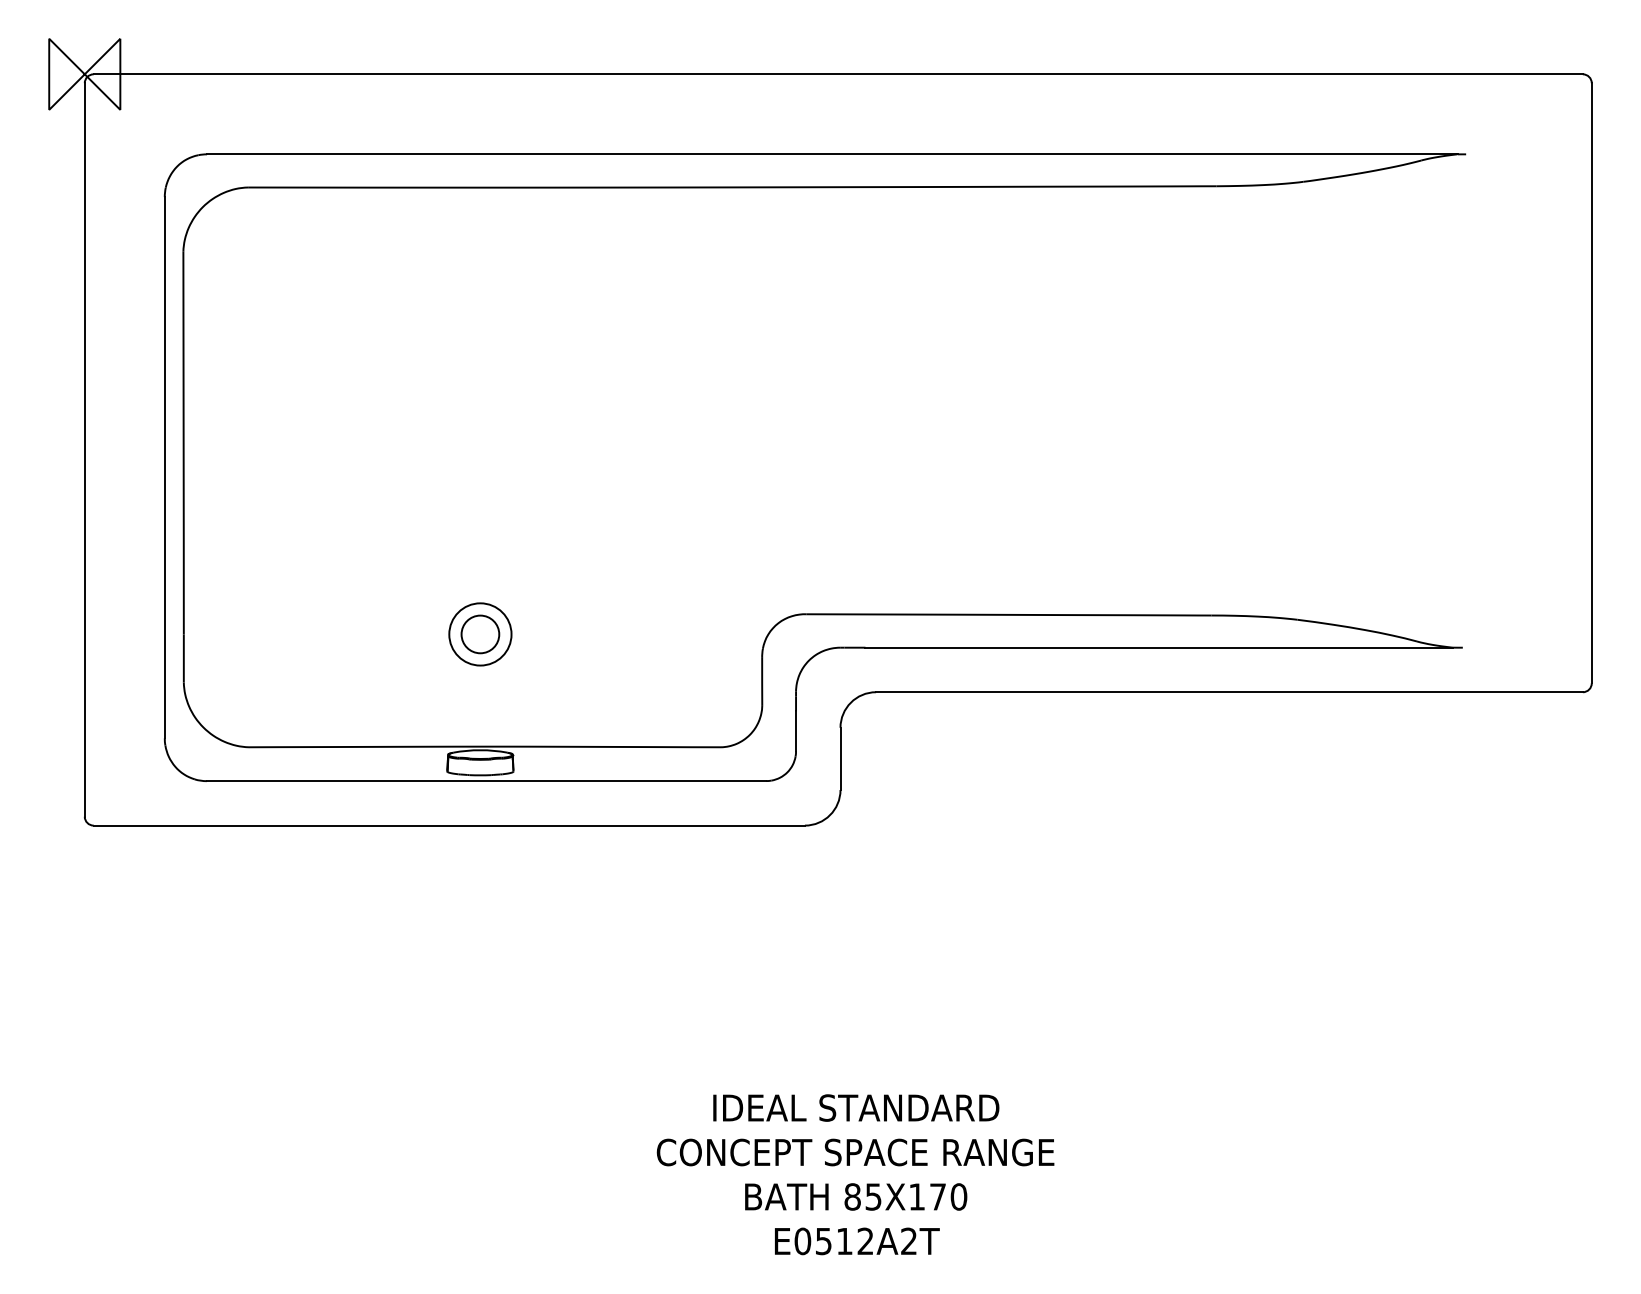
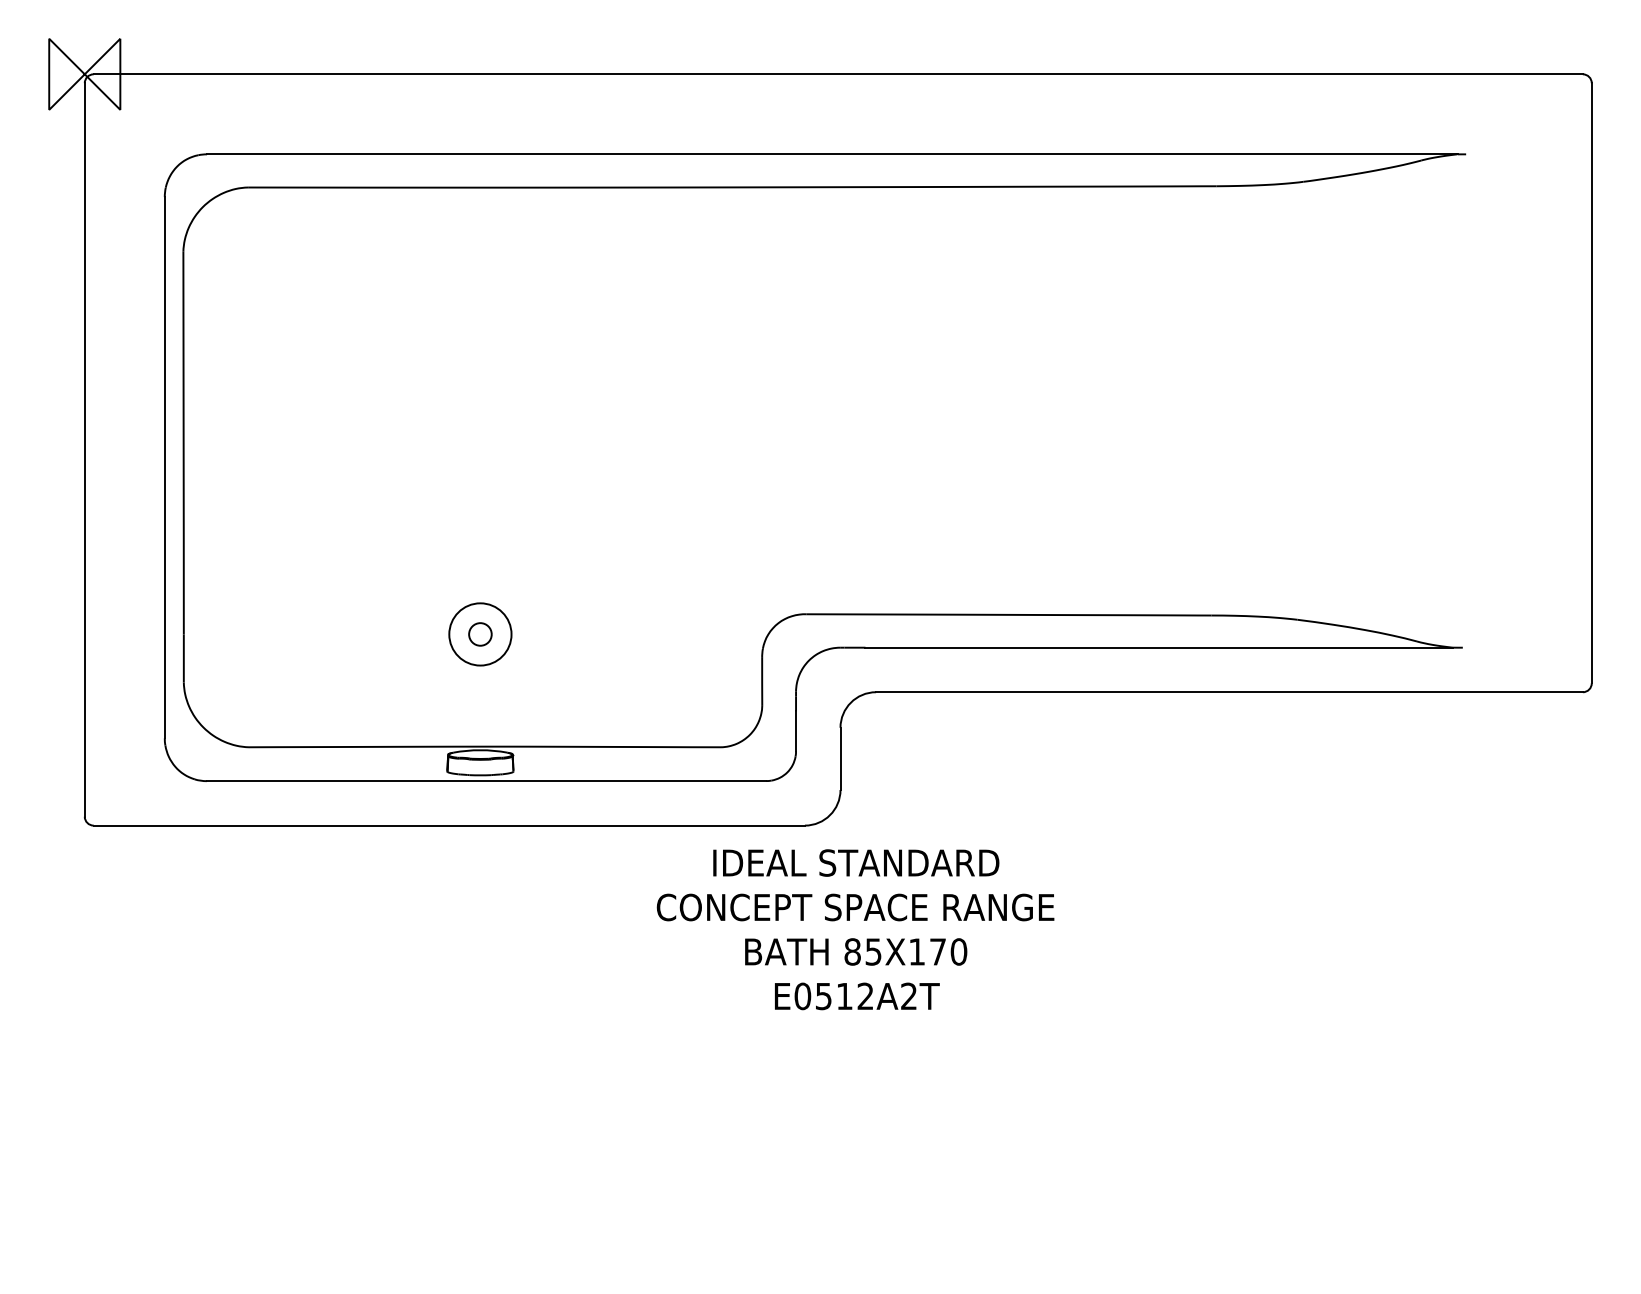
circle diameter: 38 px -> 23 px (480, 634)
text position: (855, 1174) -> (855, 929) (855, 929)
